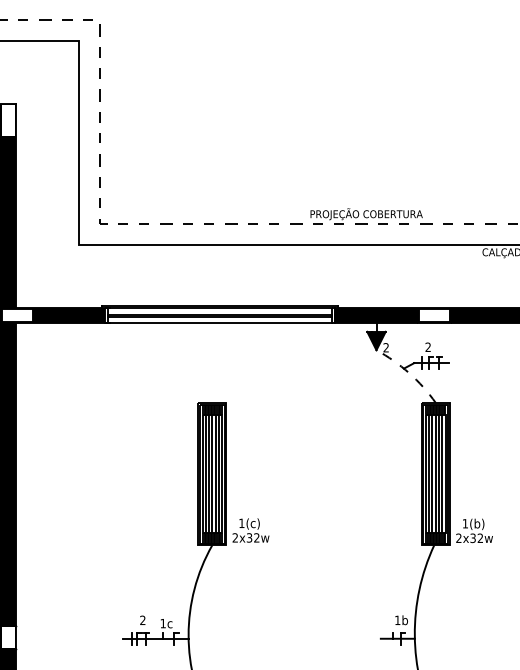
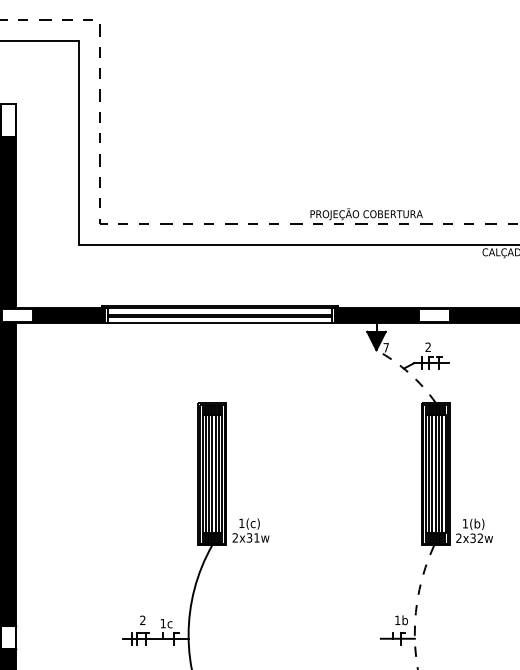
text: 2 -> 7 (385, 347)
text: 2x32w -> 2x31w (256, 537)
arc: solid -> dashed (416, 607)
